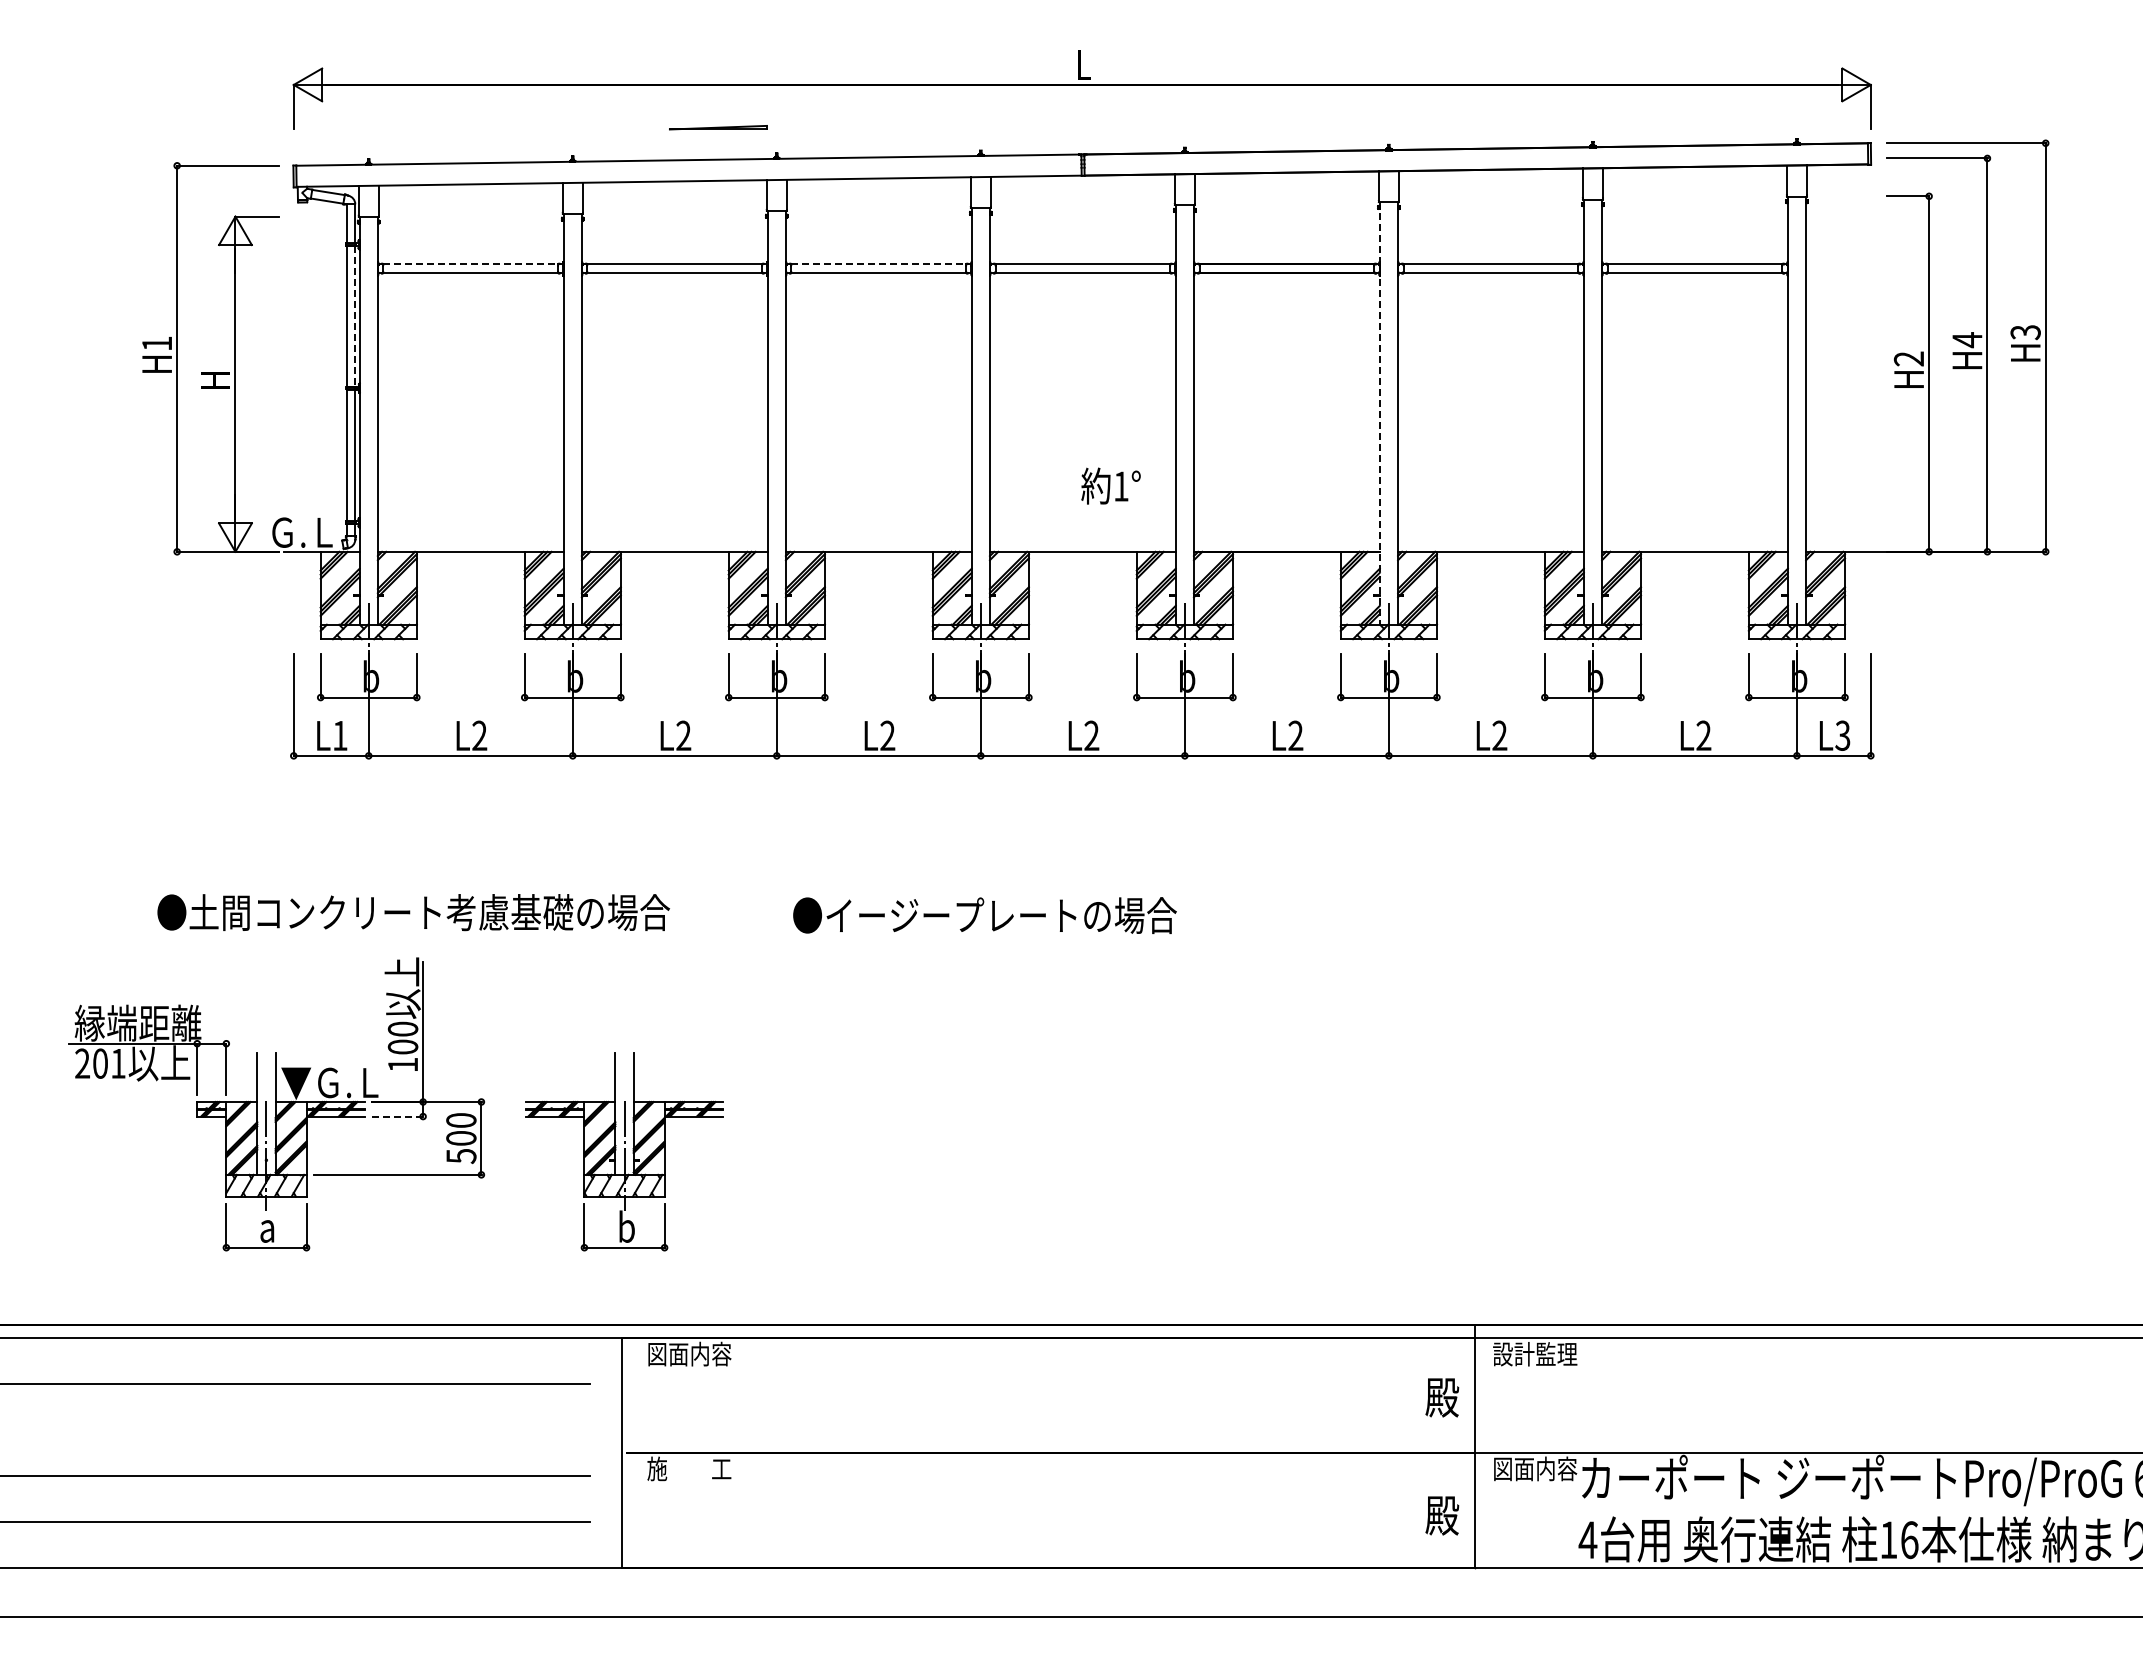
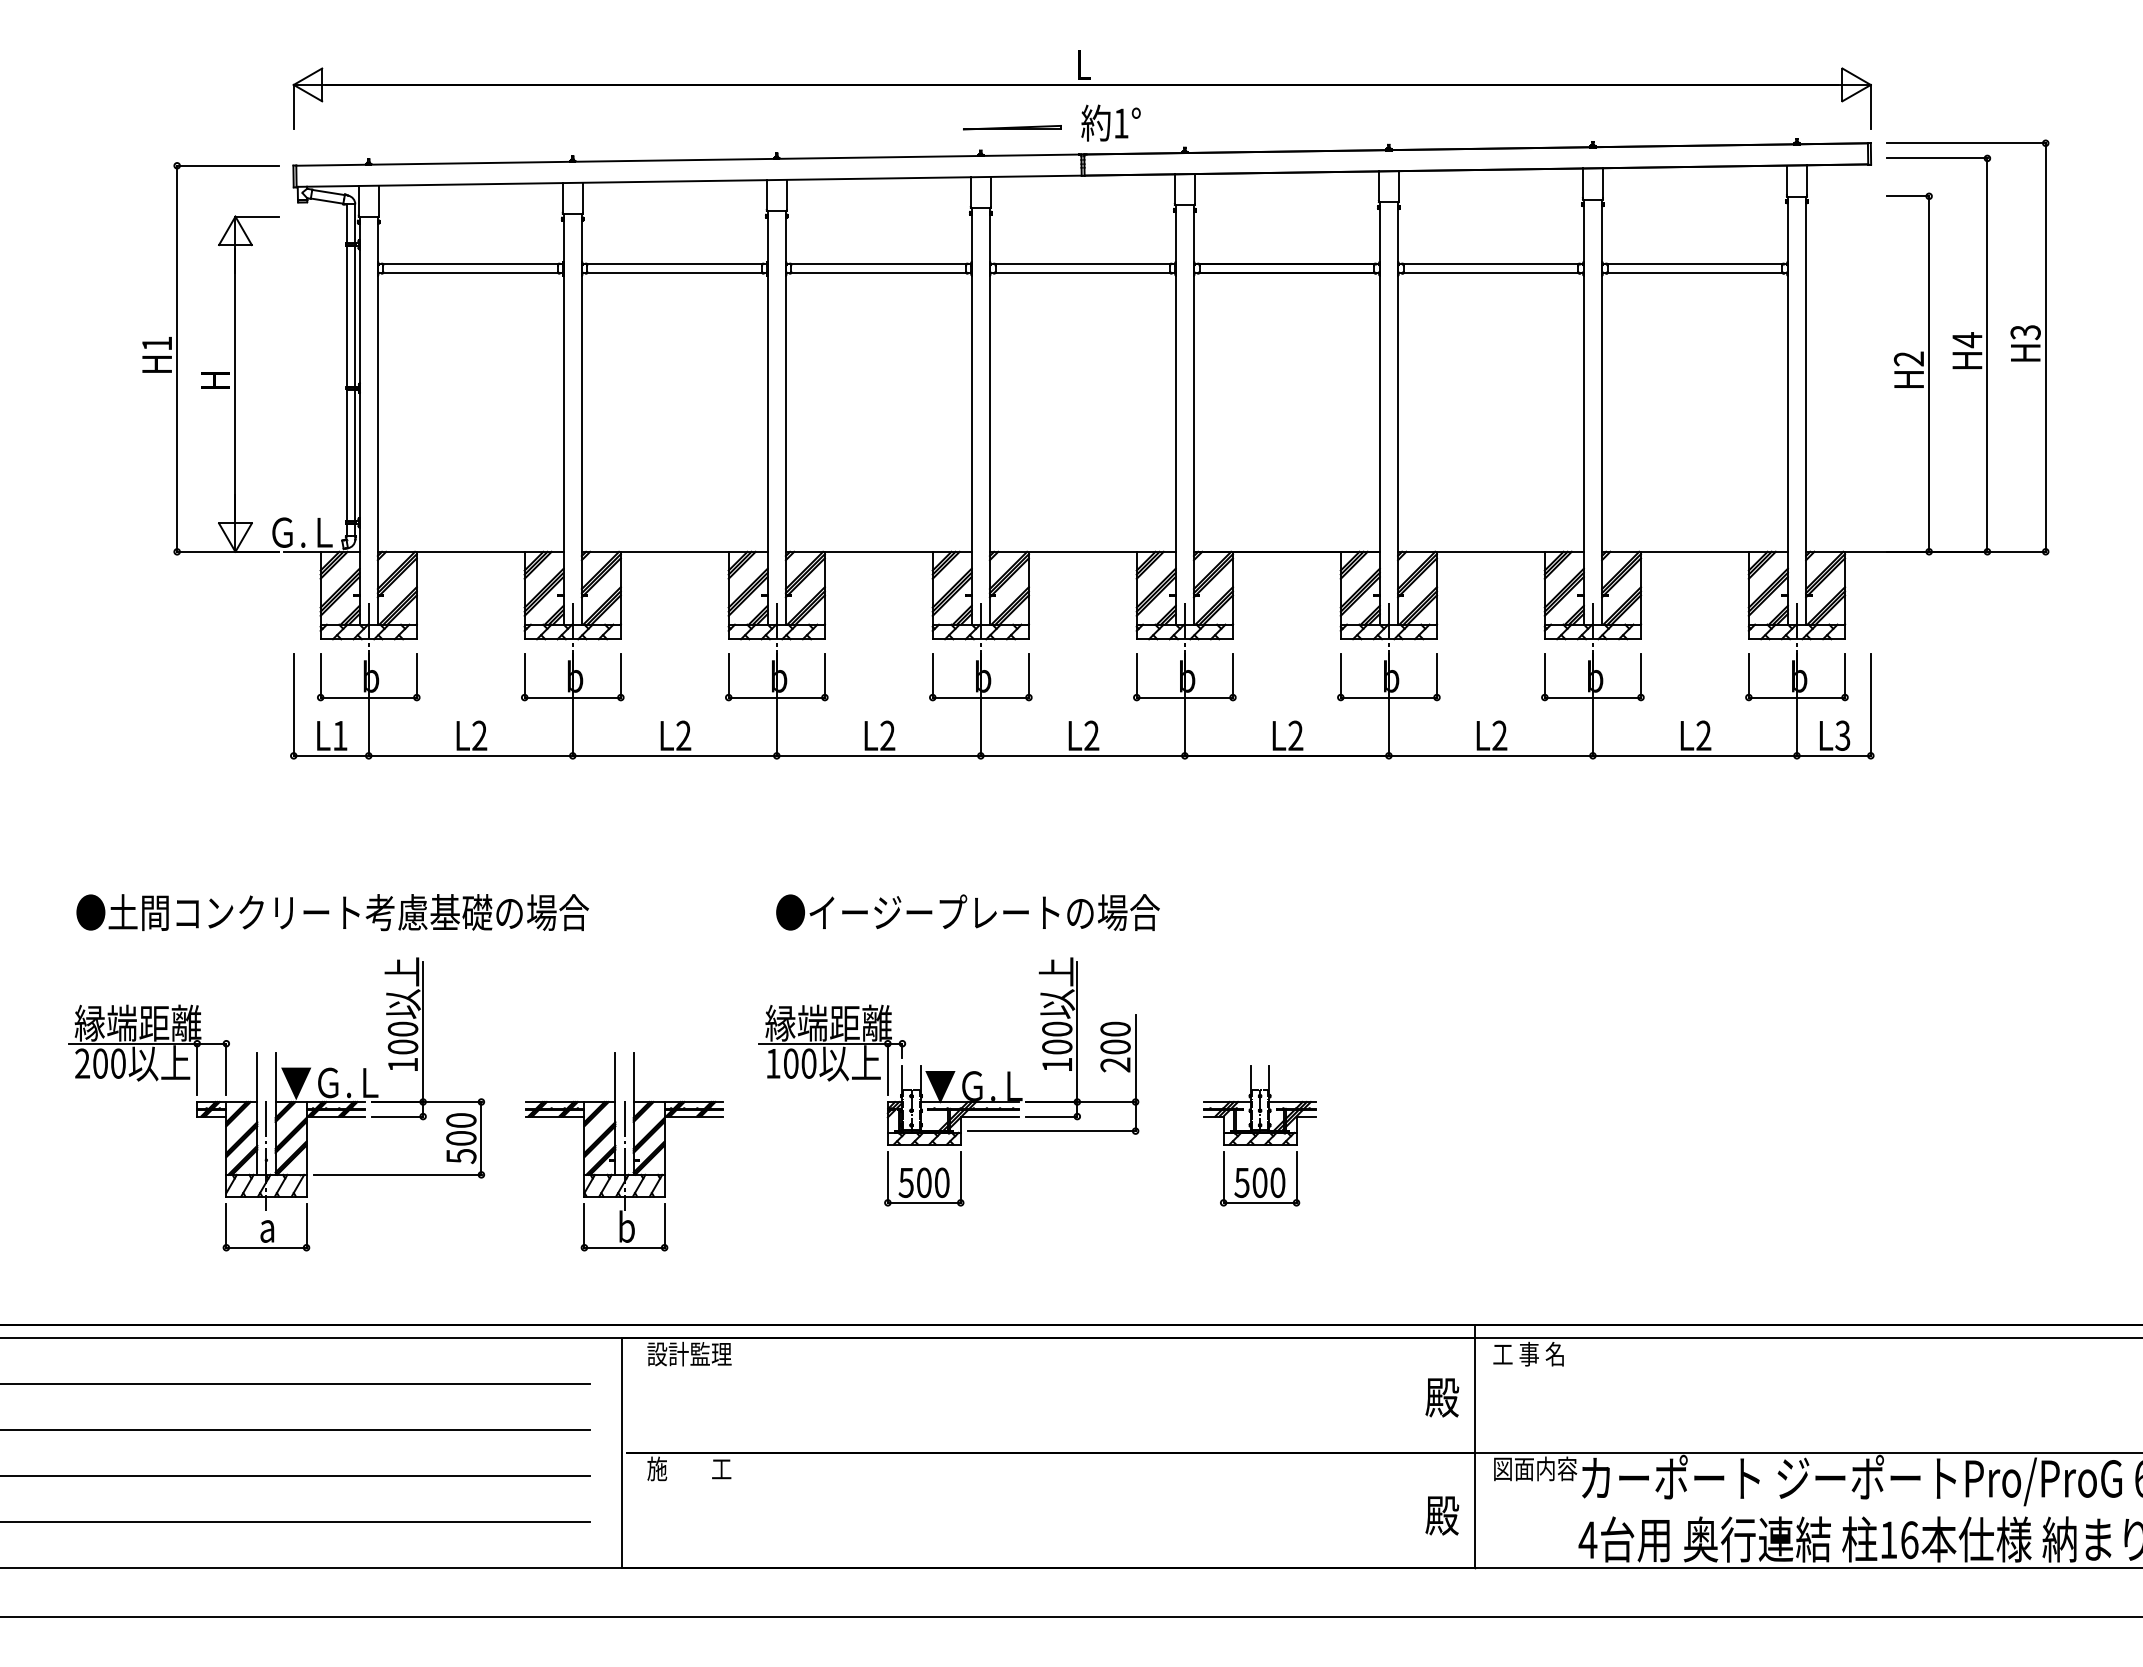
part position: (718, 127) -> (1012, 127) (1012, 127)
line: dashed -> solid (471, 264)
line: dashed -> solid (879, 264)
line: dashed -> solid (355, 316)
line: dashed -> solid (1379, 414)
text position: (1110, 485) -> (1110, 122) (1110, 122)
text position: (413, 912) -> (332, 912) (332, 912)
text position: (984, 915) -> (967, 912) (967, 912)
text: 201 -> 200 (118, 1063)
part: none -> present (948, 1081)
line: dashed -> solid (397, 1116)
part: none -> present (1259, 1135)
text: 図面内容 -> 設計監理 (689, 1353)
text: 設計監理 -> 工 事 名 (1535, 1353)
line: none -> present (295, 1429)
